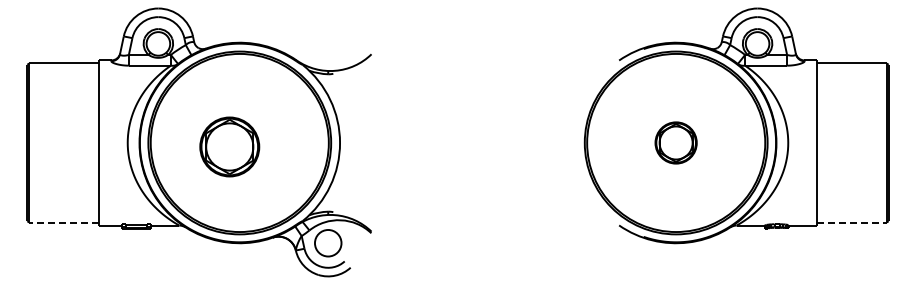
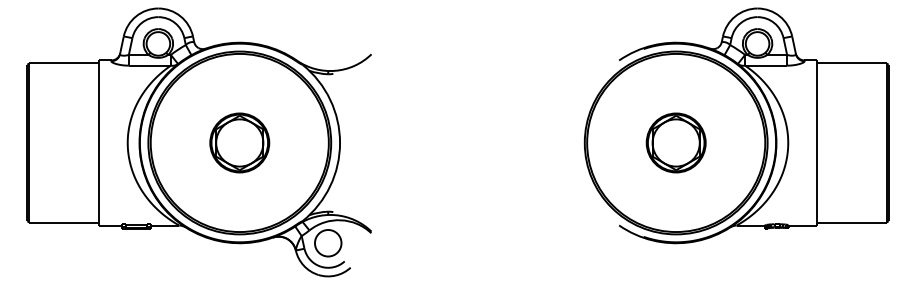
part size: 44x44 px -> 62x62 px (675, 142)
part position: (229, 146) -> (239, 142) (239, 142)
line: dashed -> solid (63, 222)
line: dashed -> solid (852, 222)
